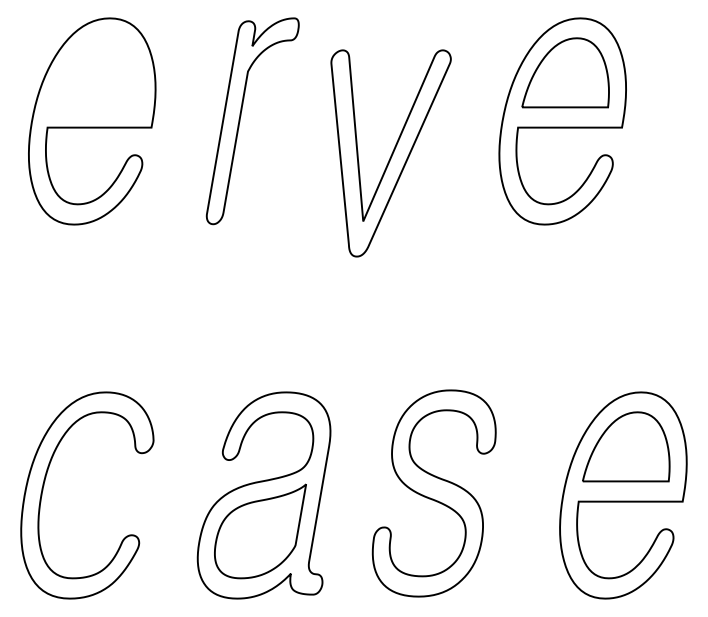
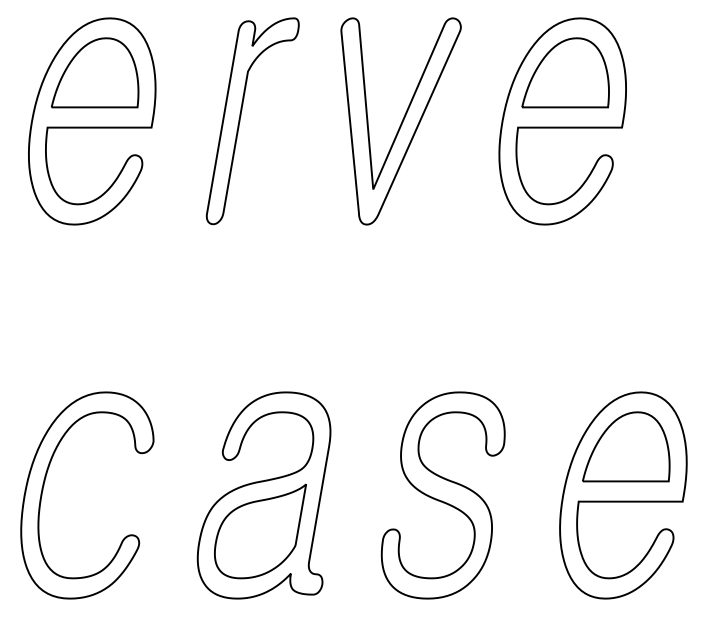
part: none -> present (94, 72)
part position: (390, 153) -> (400, 121) (400, 121)
part position: (433, 493) -> (442, 495) (442, 495)
